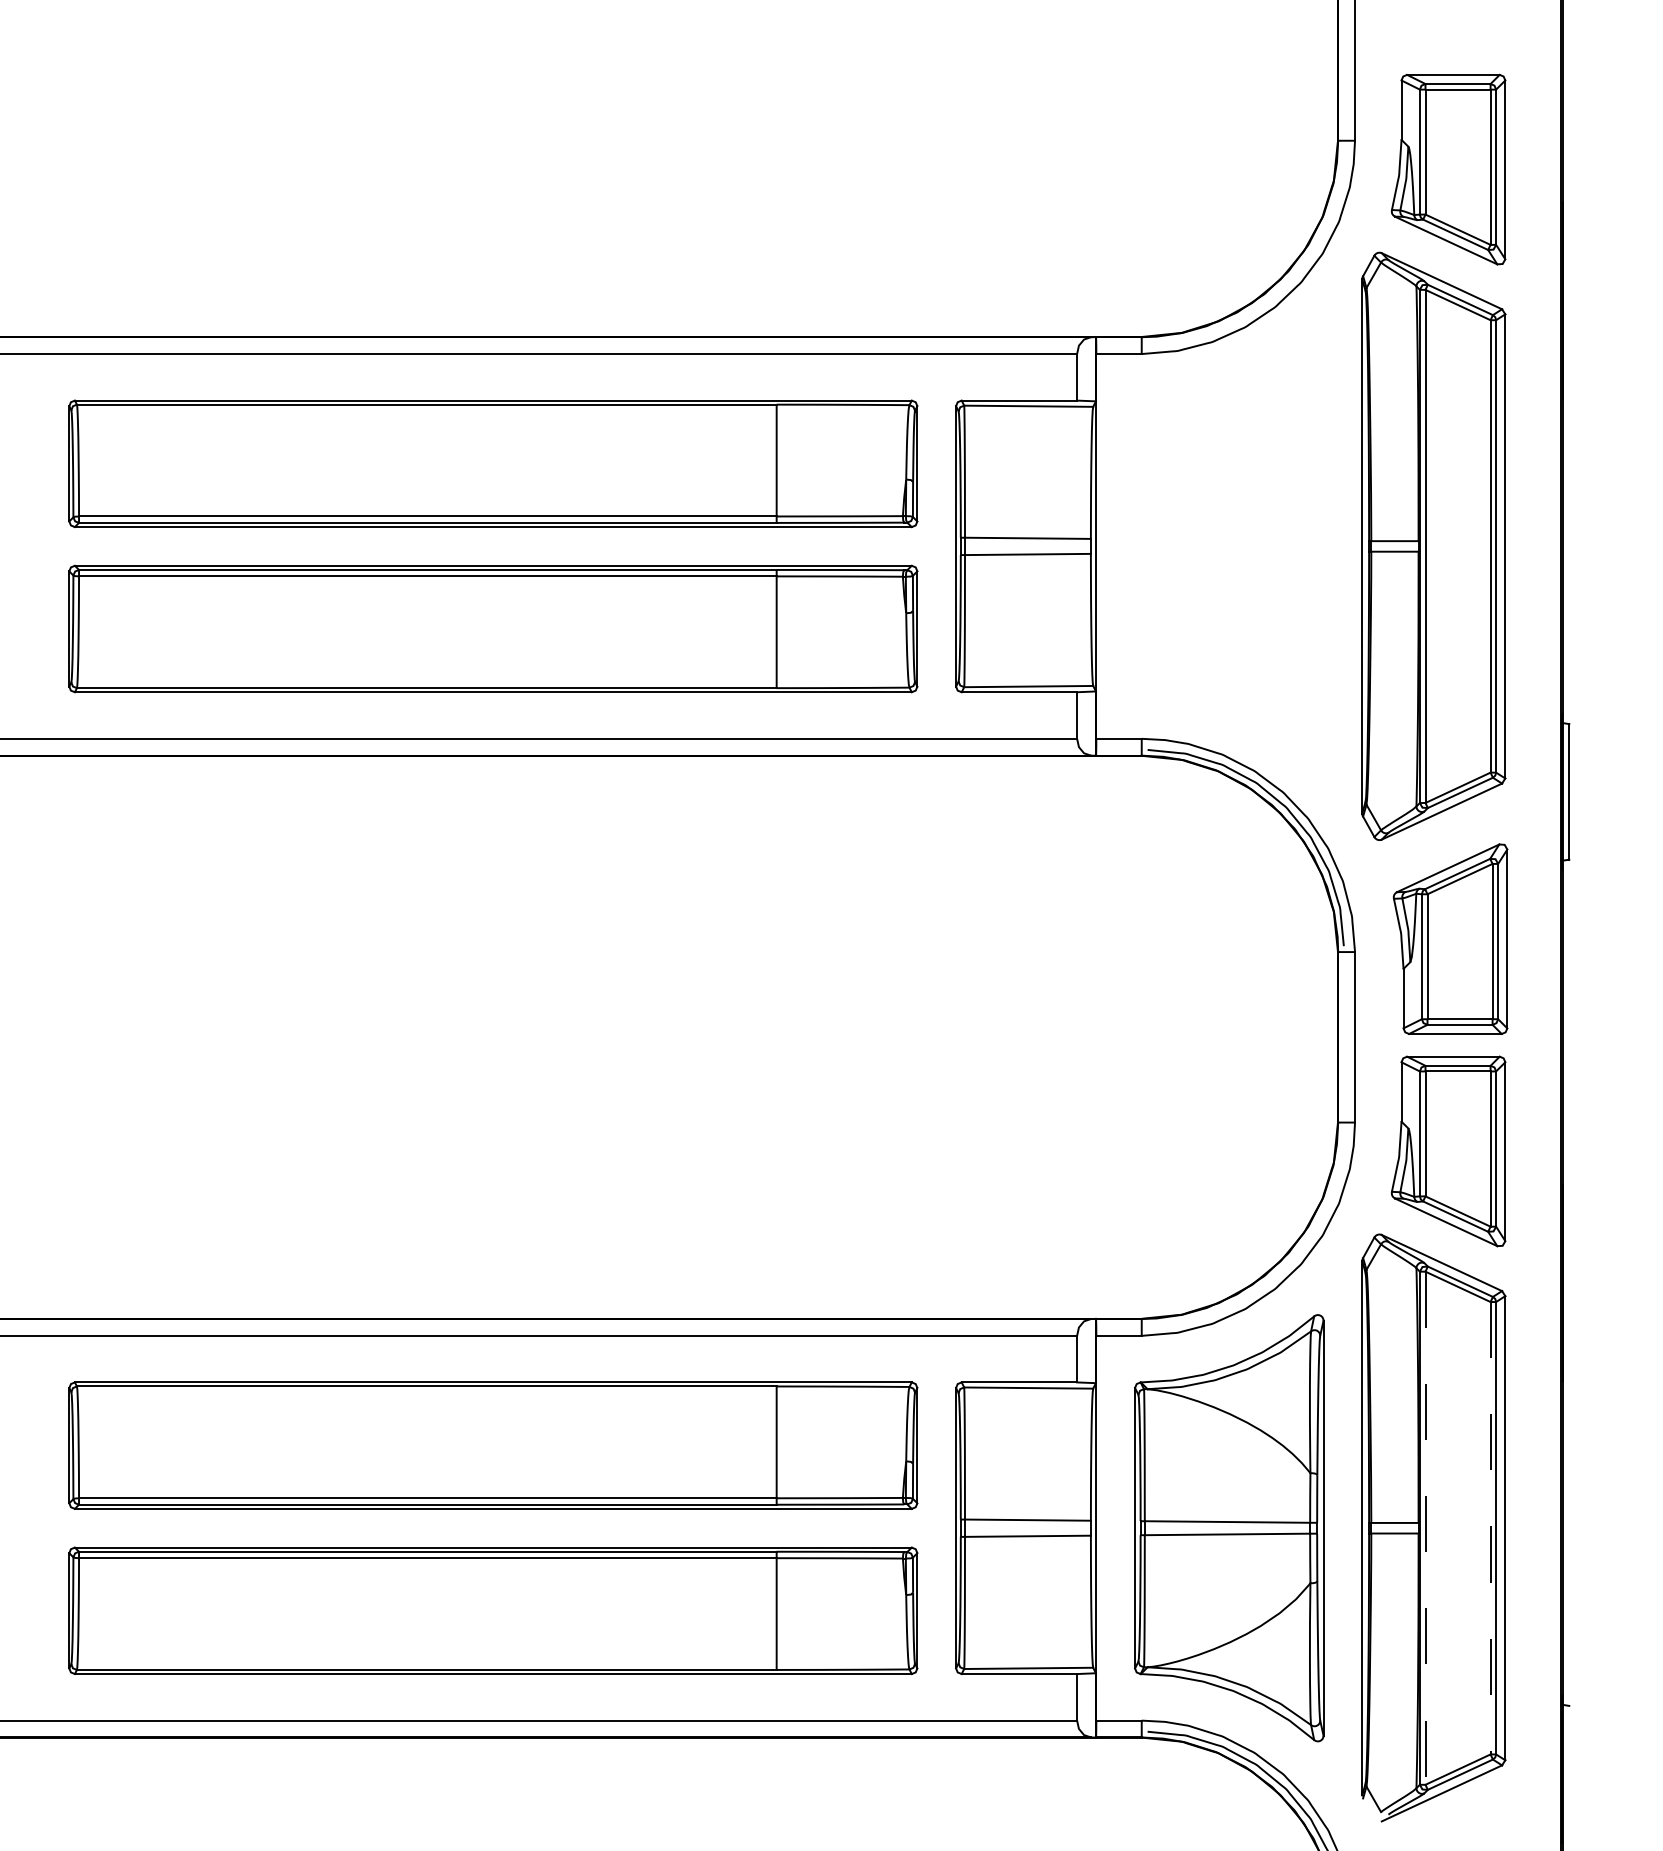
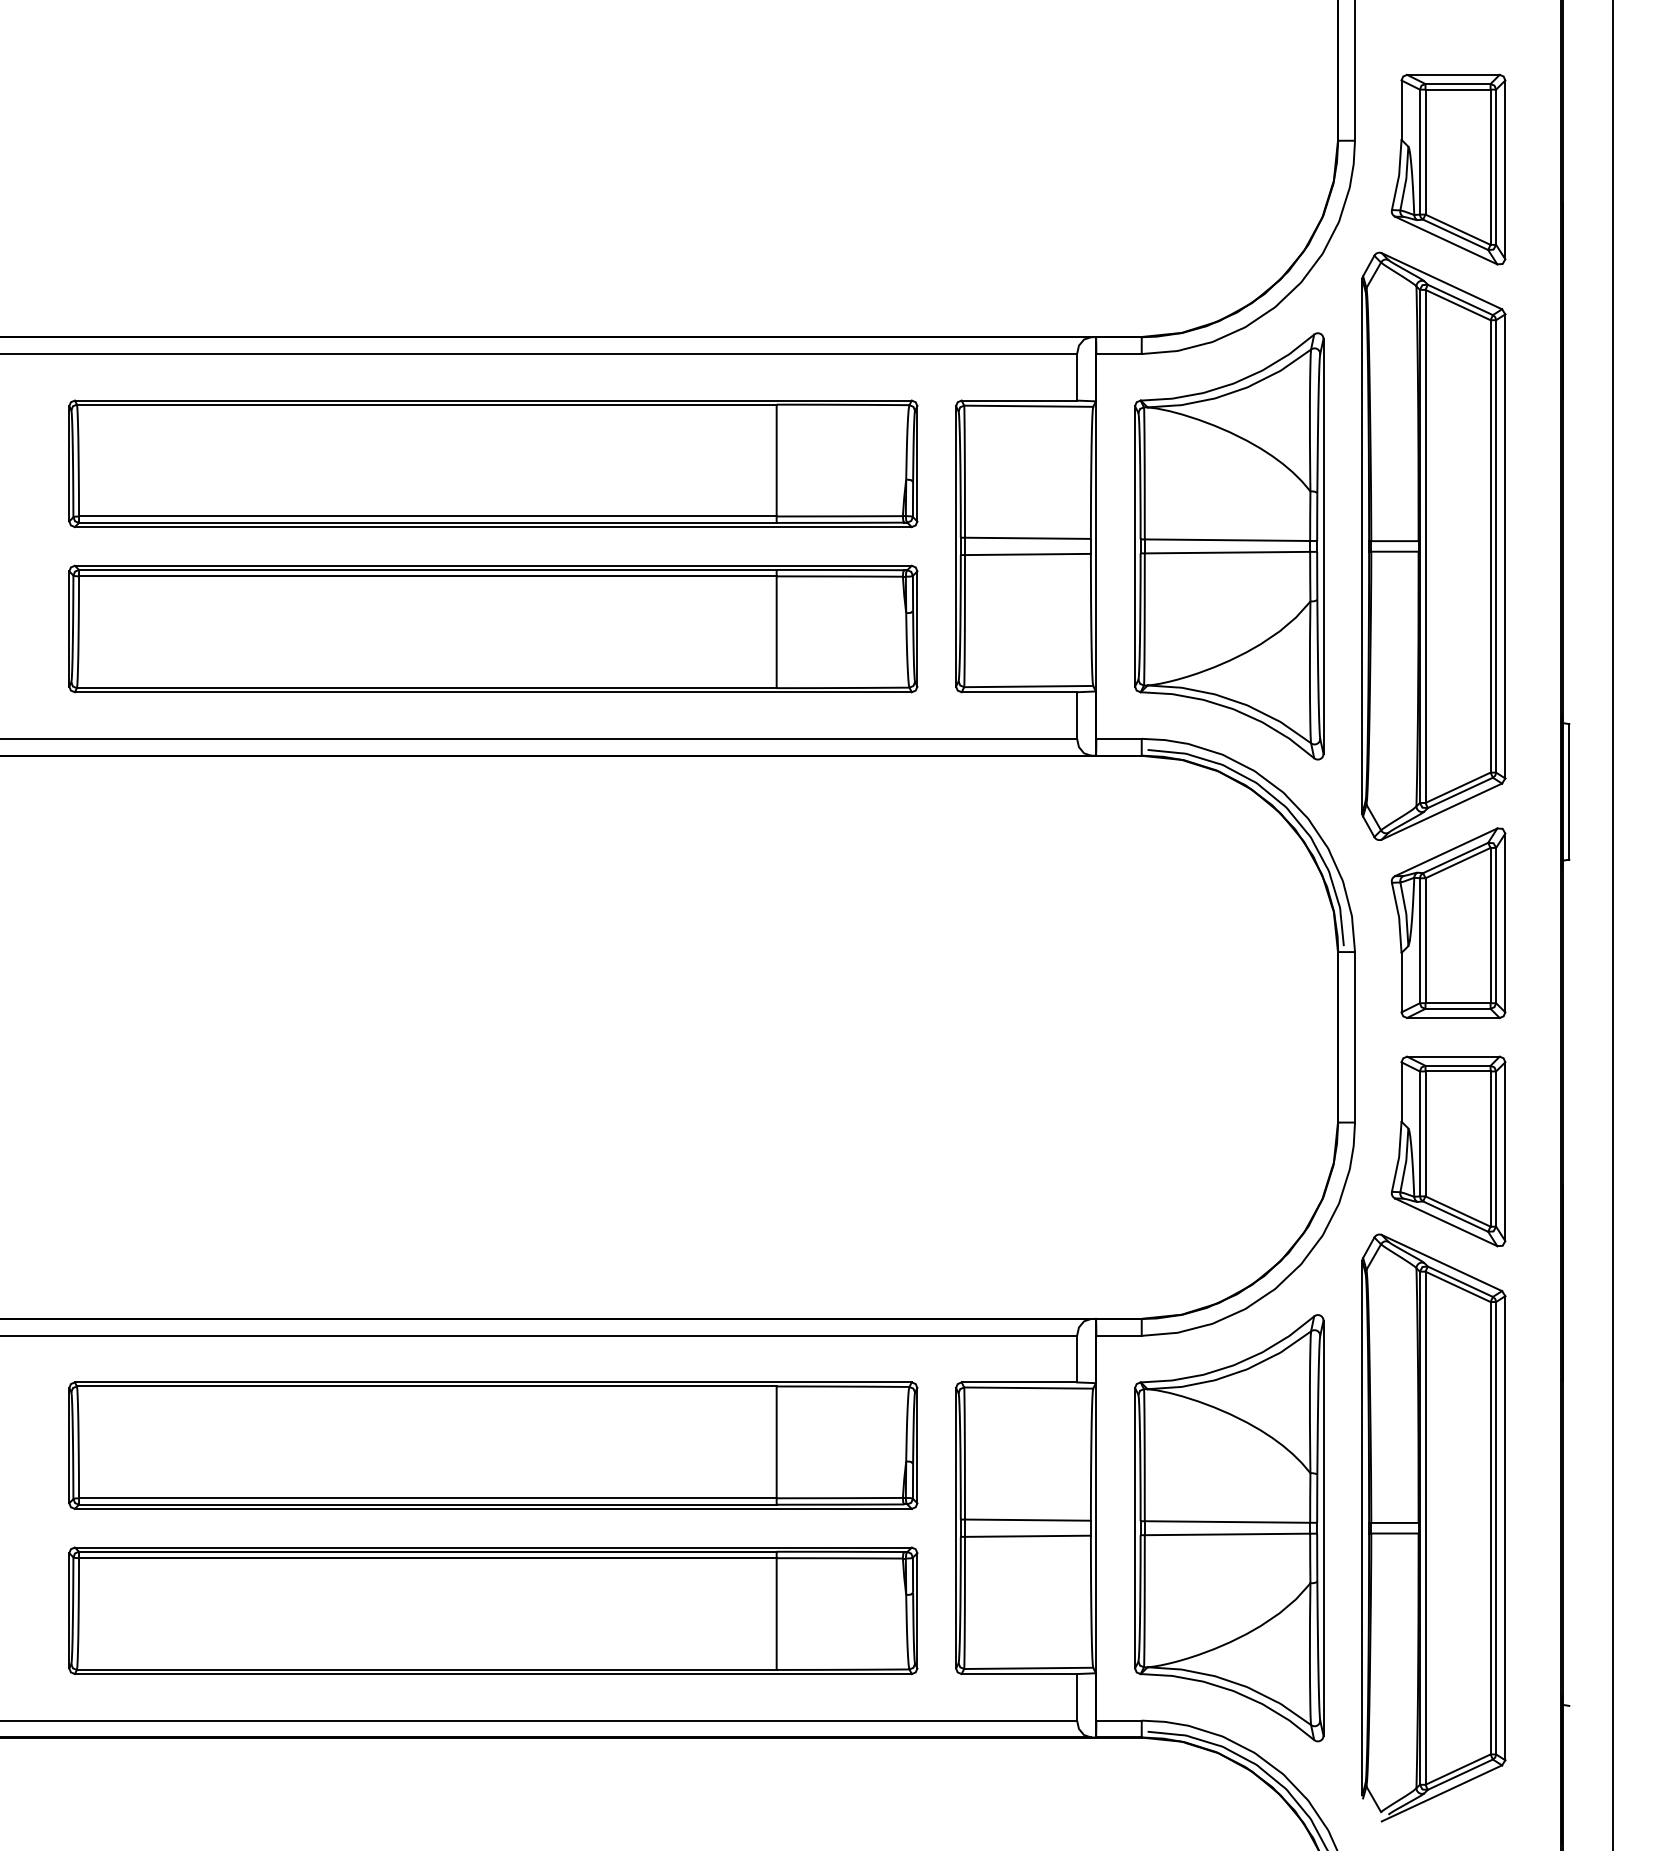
part: none -> present (1229, 546)
line: none -> present (1613, 924)
part position: (1450, 938) -> (1448, 922) (1448, 922)
line: dashed -> solid (1425, 1528)
line: dashed -> solid (1490, 1528)
